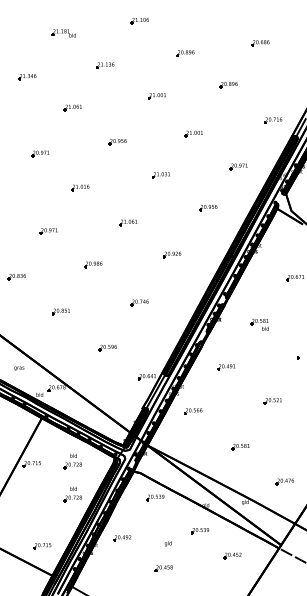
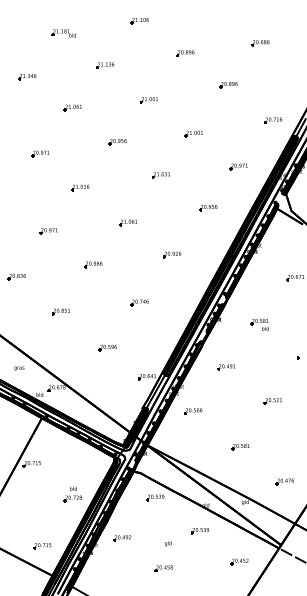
part position: (156, 96) -> (148, 100) (148, 100)
part: present -> none (72, 461)
part position: (232, 555) -> (239, 561) (239, 561)
